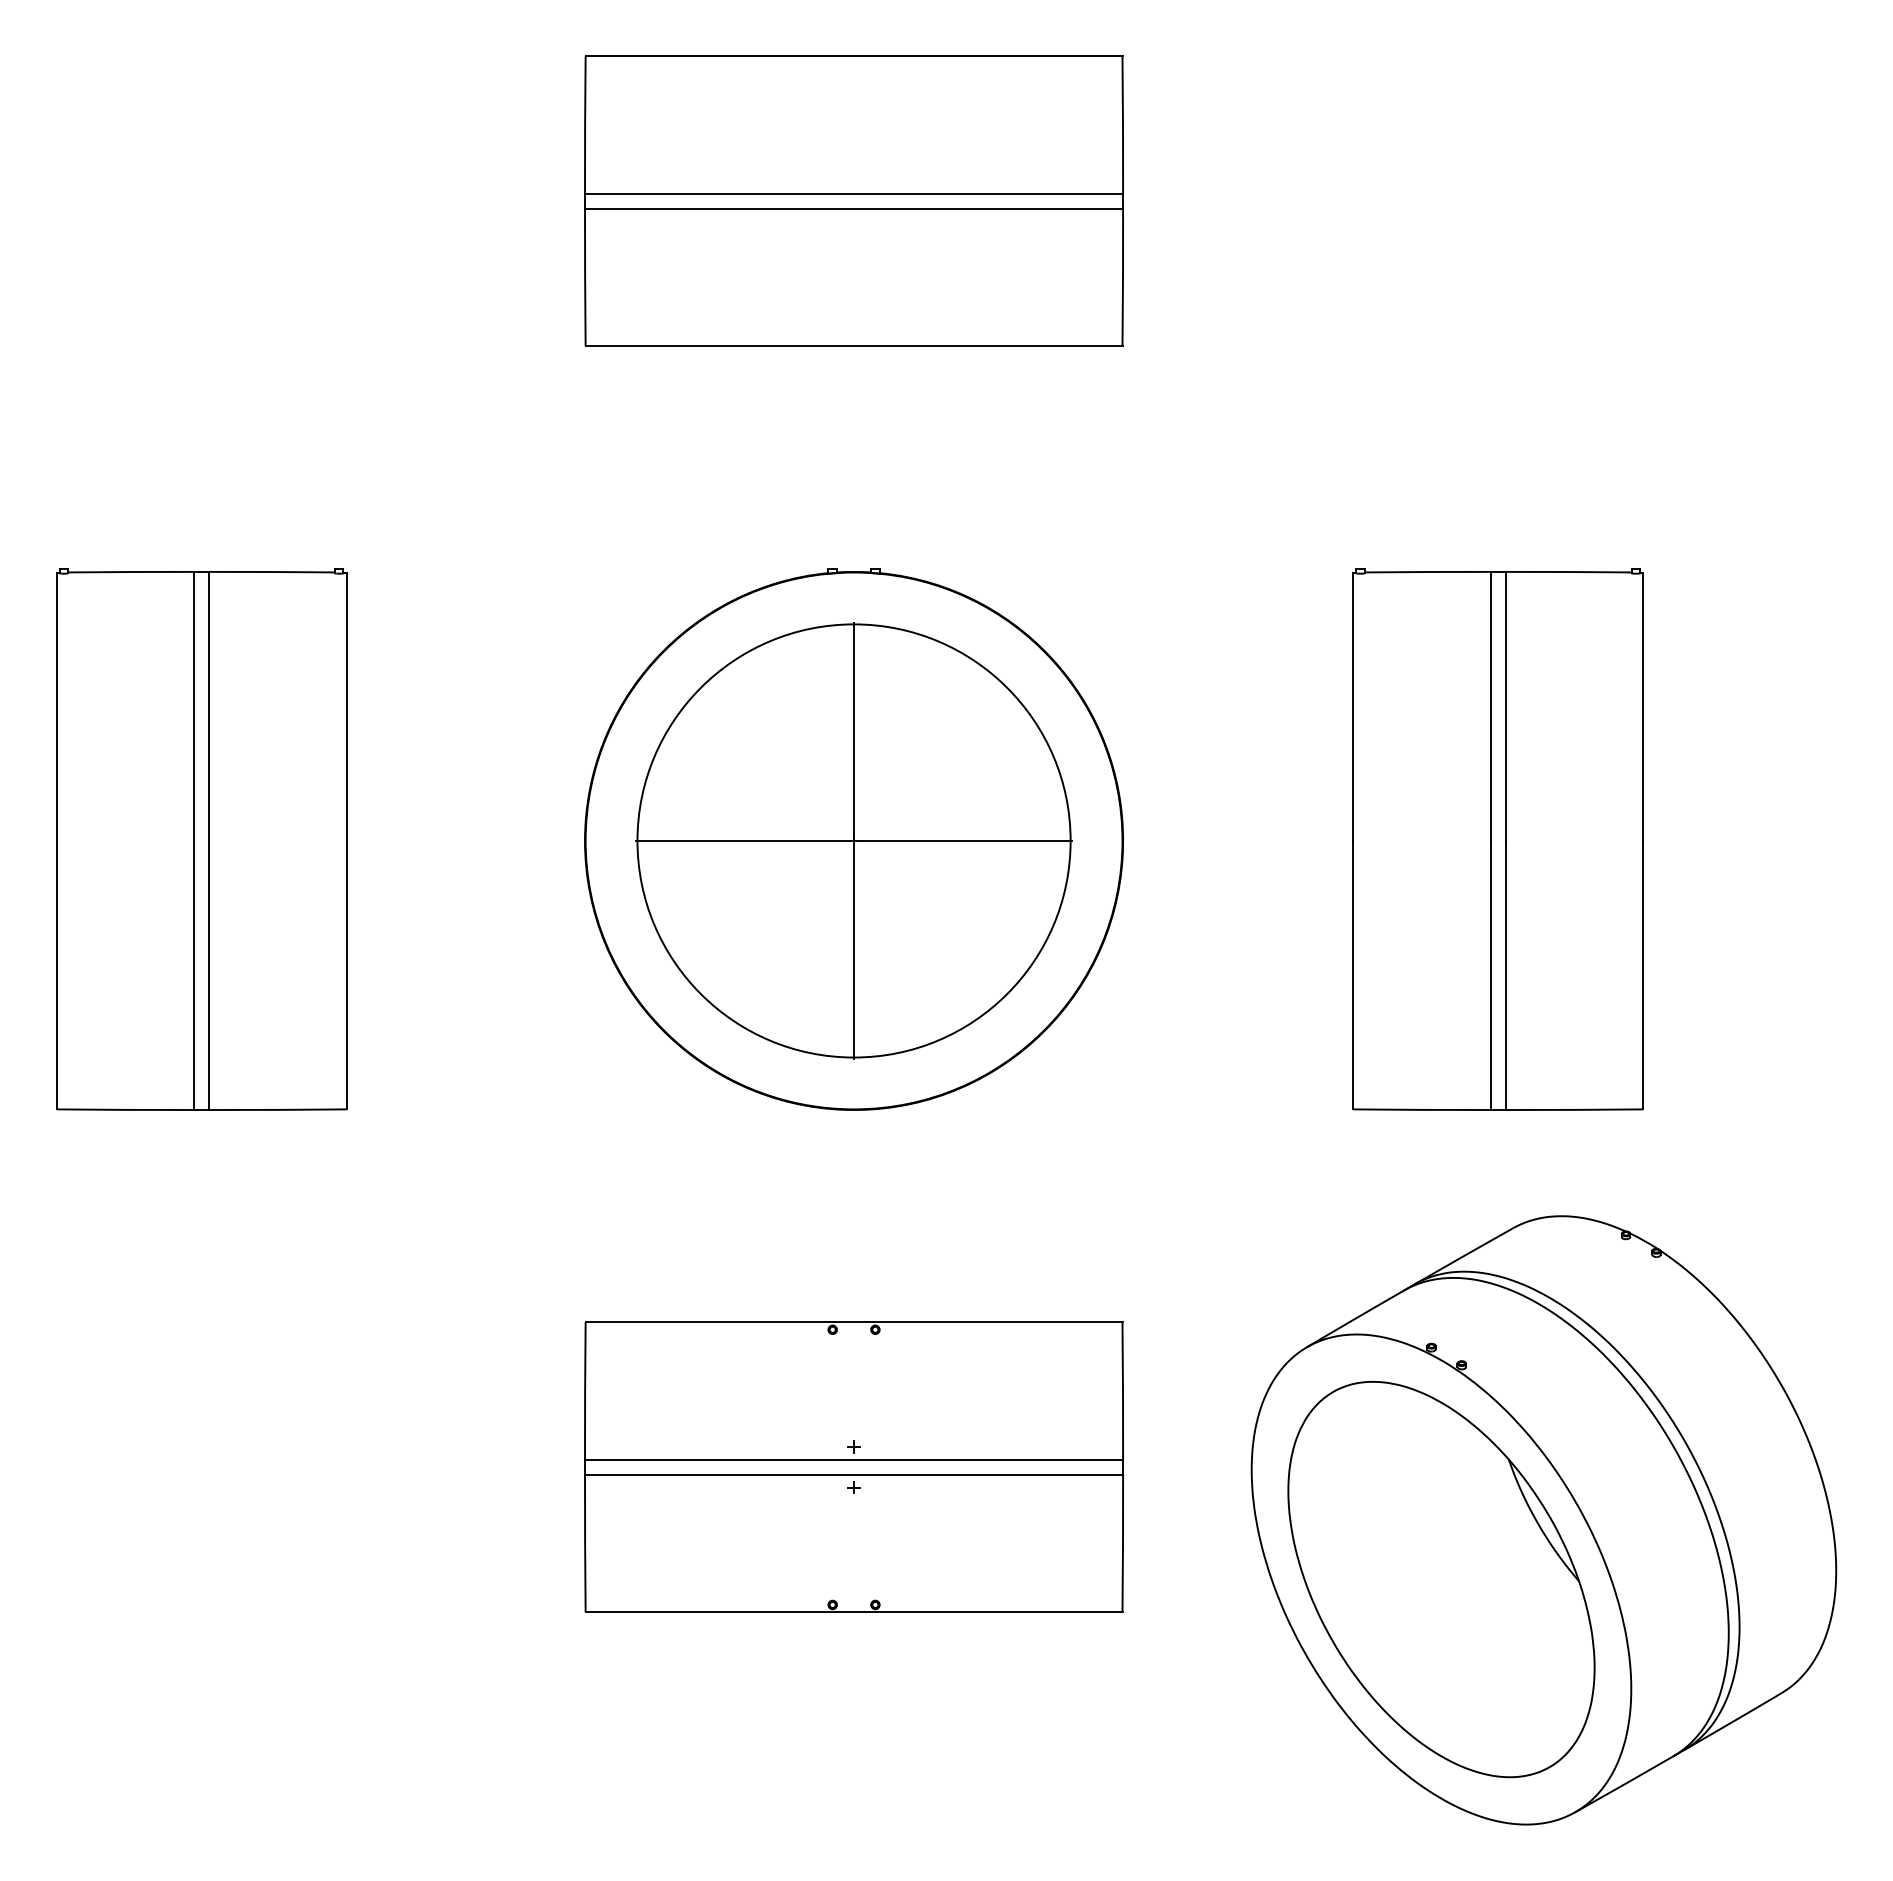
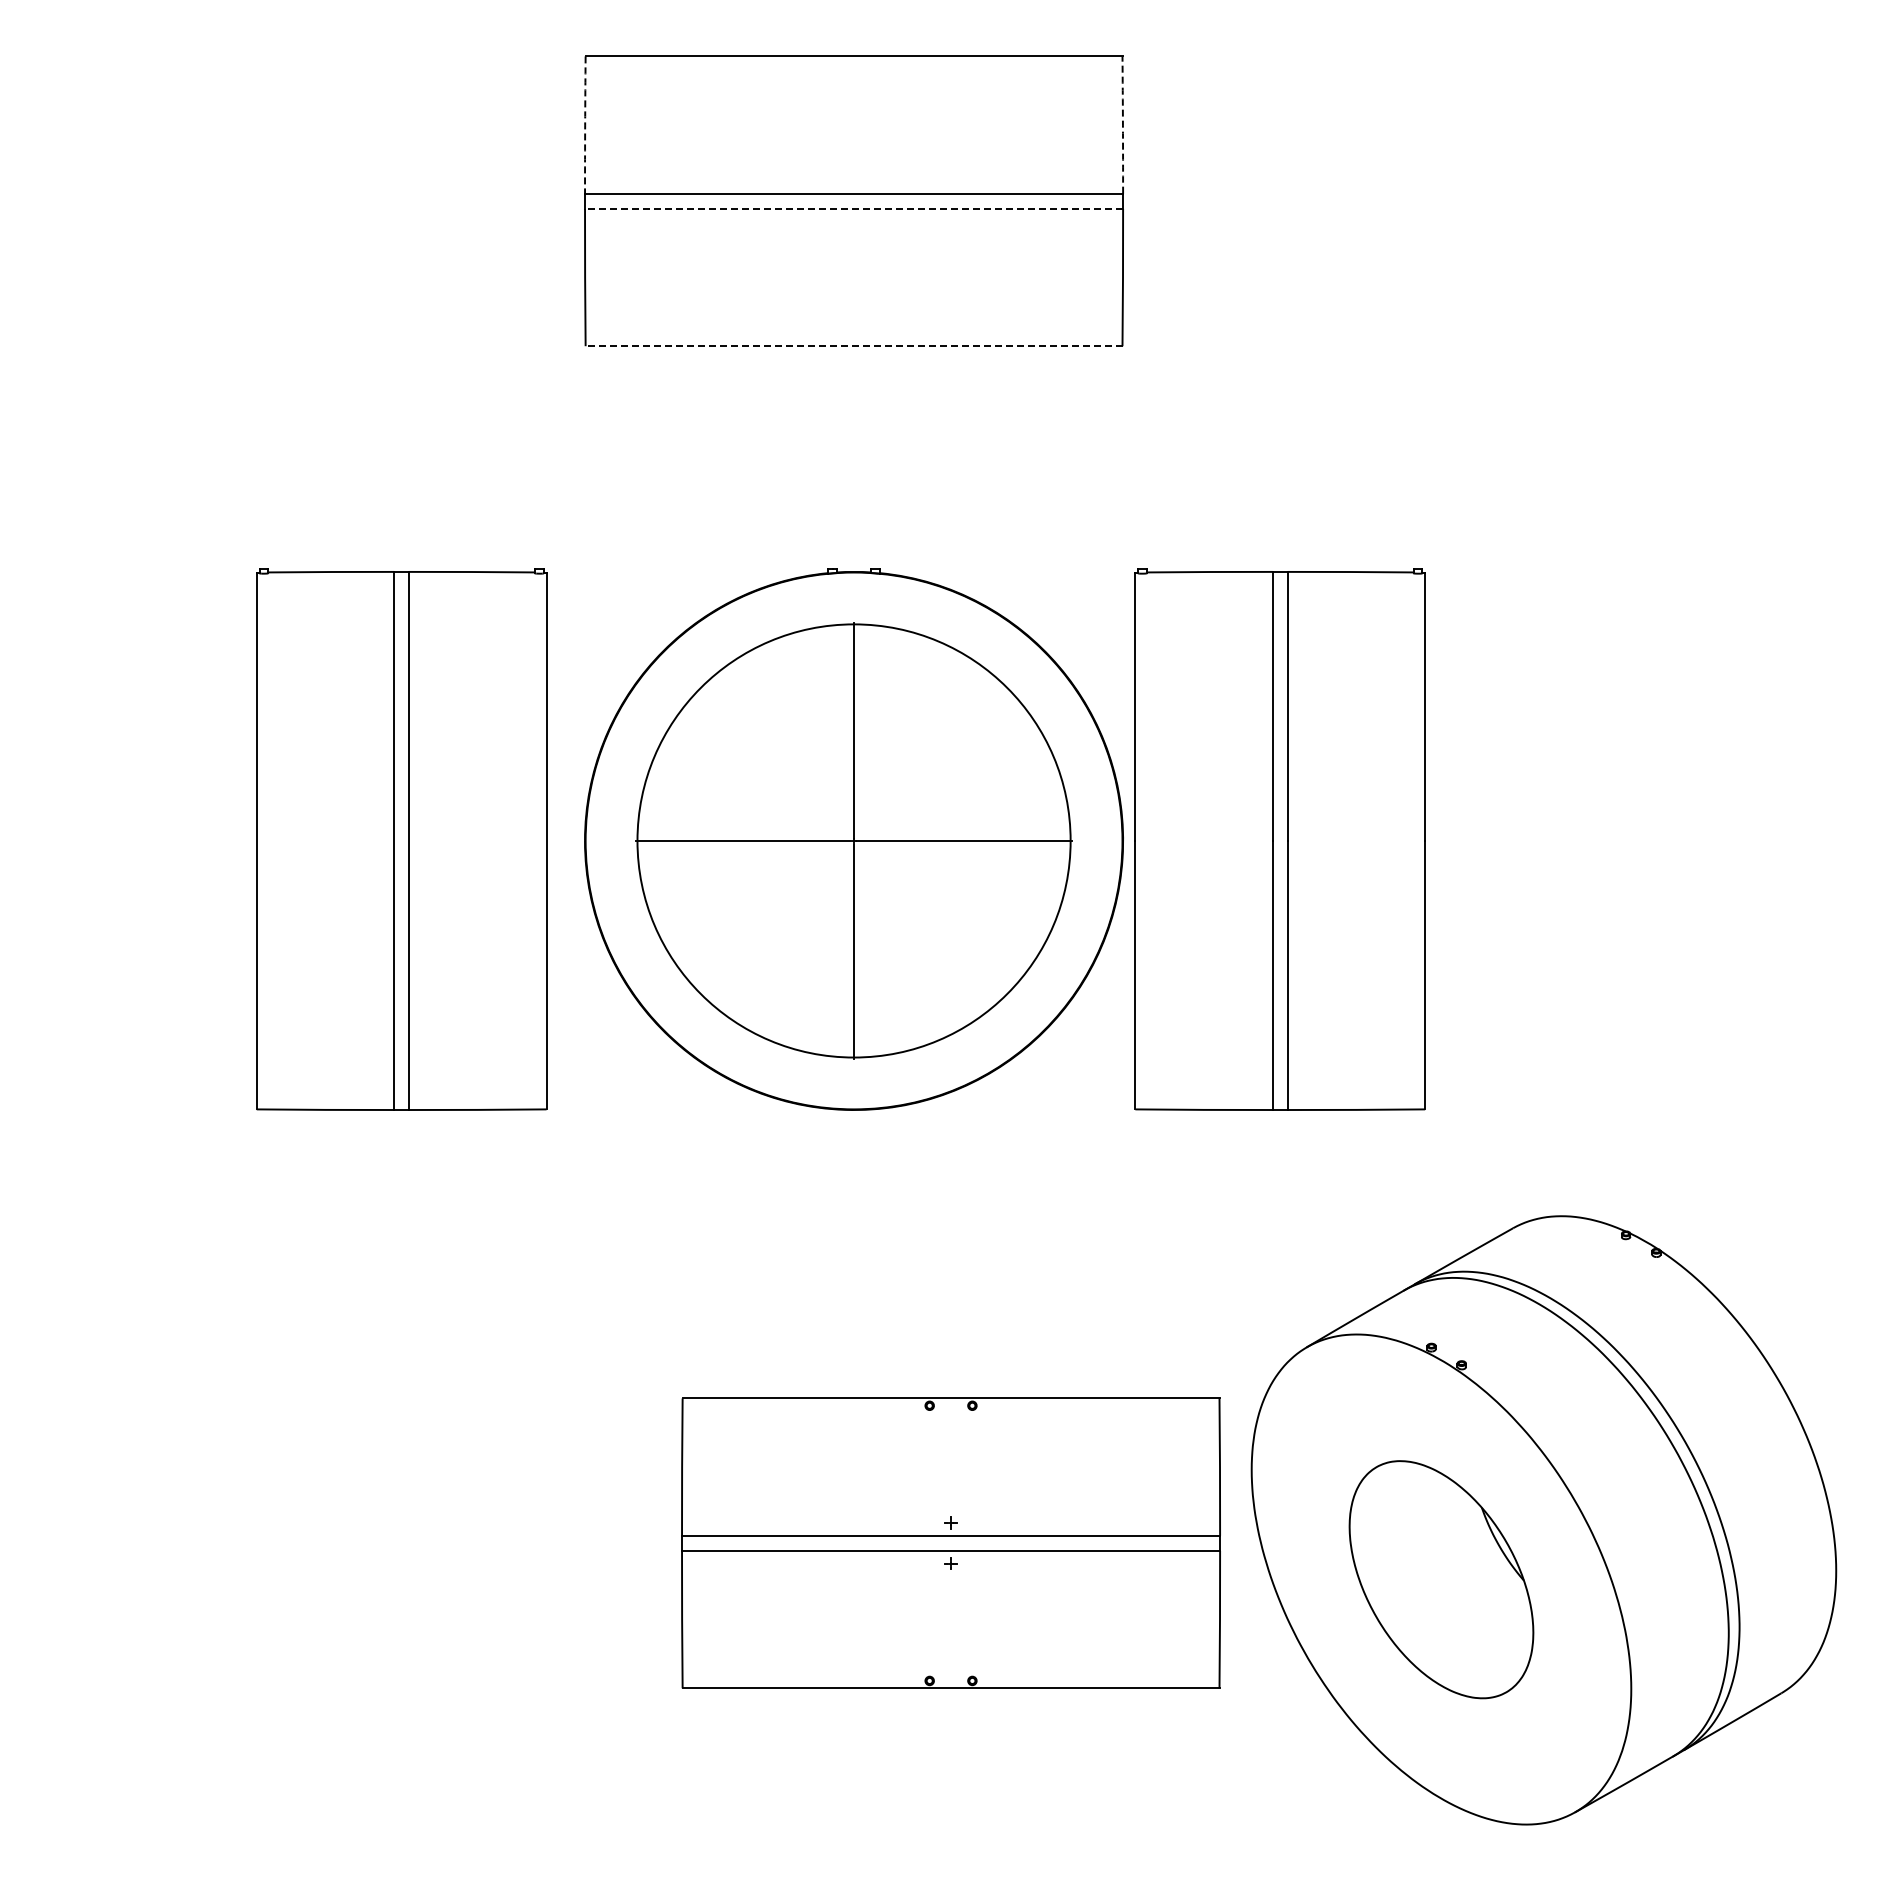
arc: solid -> dashed (585, 125)
arc: solid -> dashed (1122, 125)
line: solid -> dashed (853, 208)
line: solid -> dashed (853, 346)
part position: (201, 839) -> (401, 839) (401, 839)
part position: (1497, 839) -> (1279, 839) (1279, 839)
part position: (853, 1466) -> (950, 1542) (950, 1542)
part size: 309x398 px -> 187x240 px (1441, 1579)
